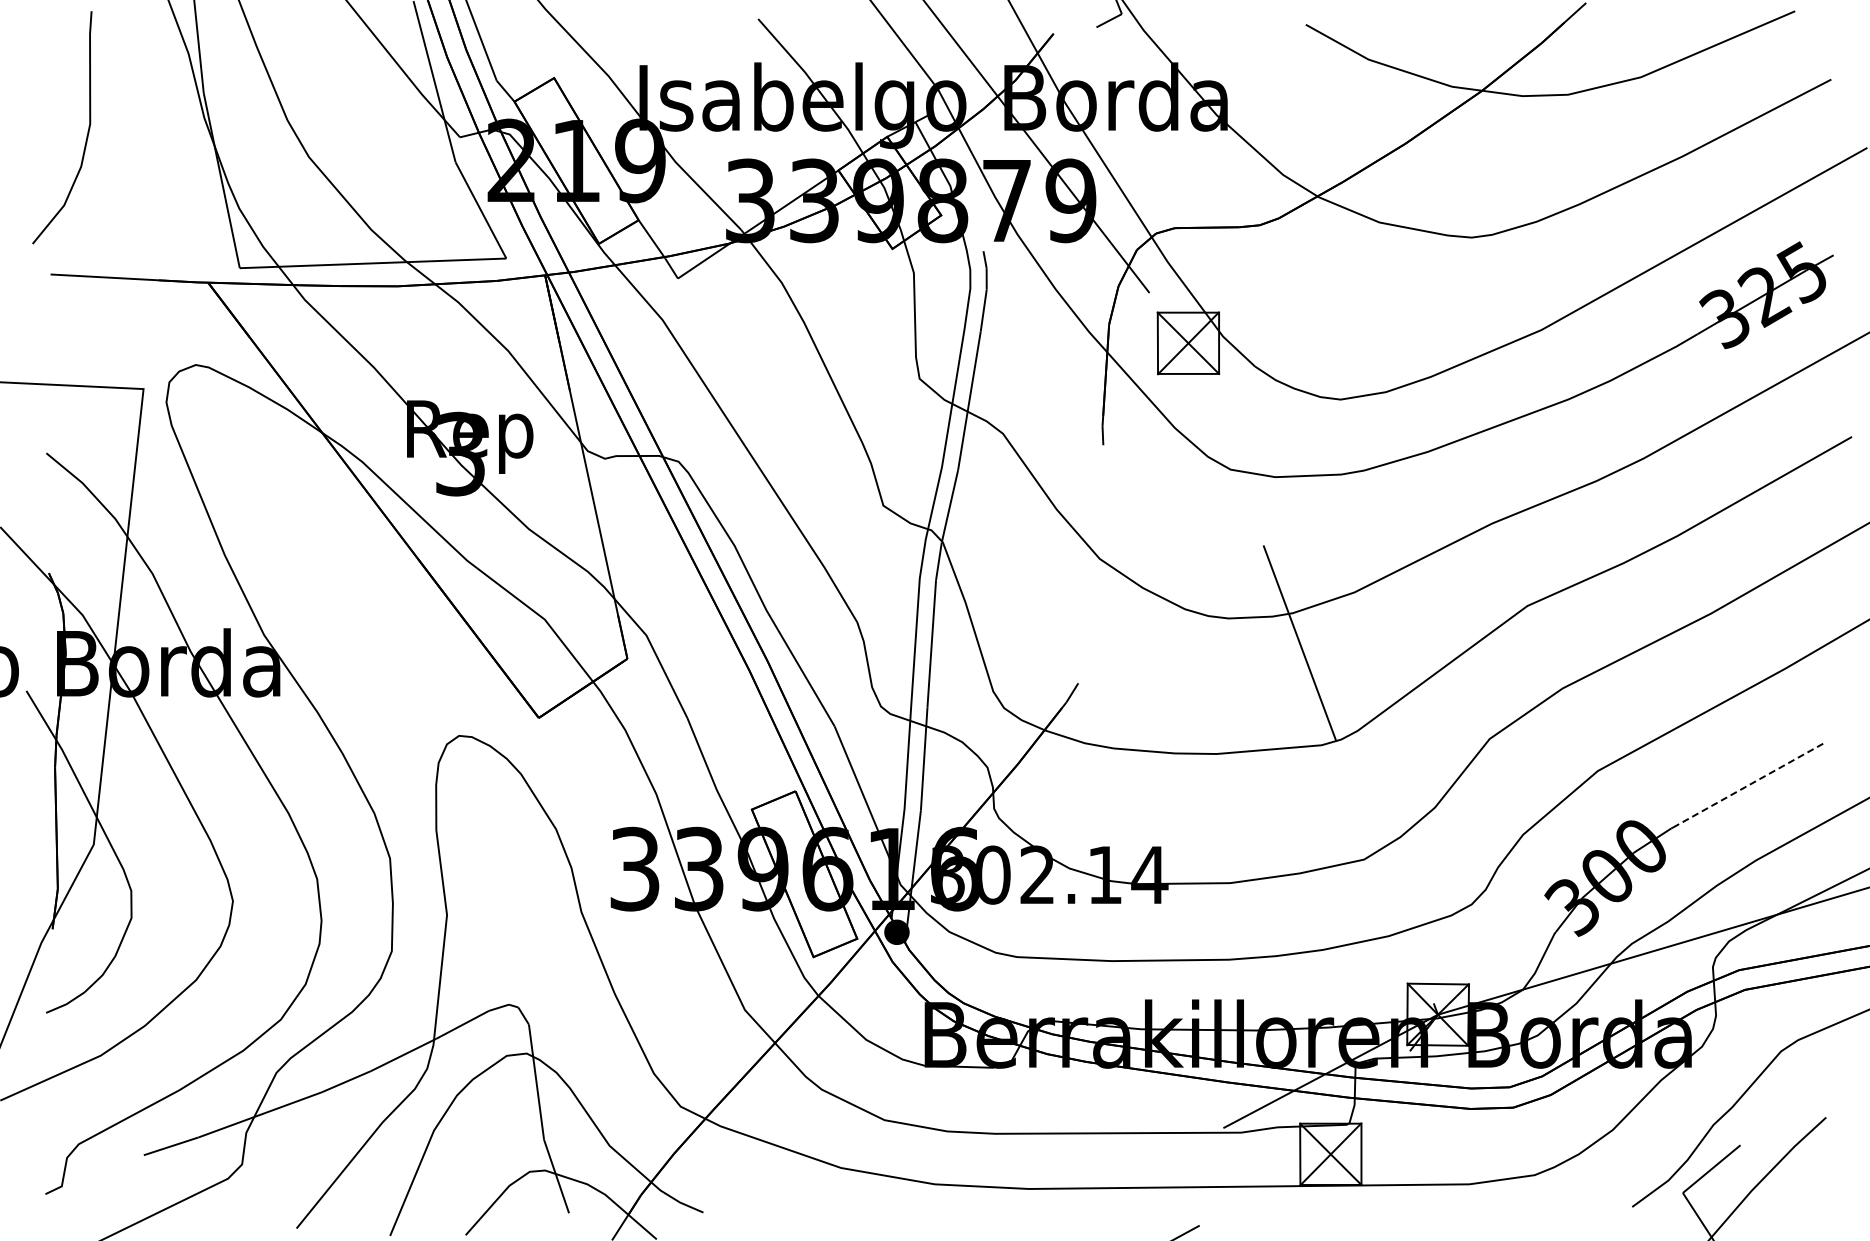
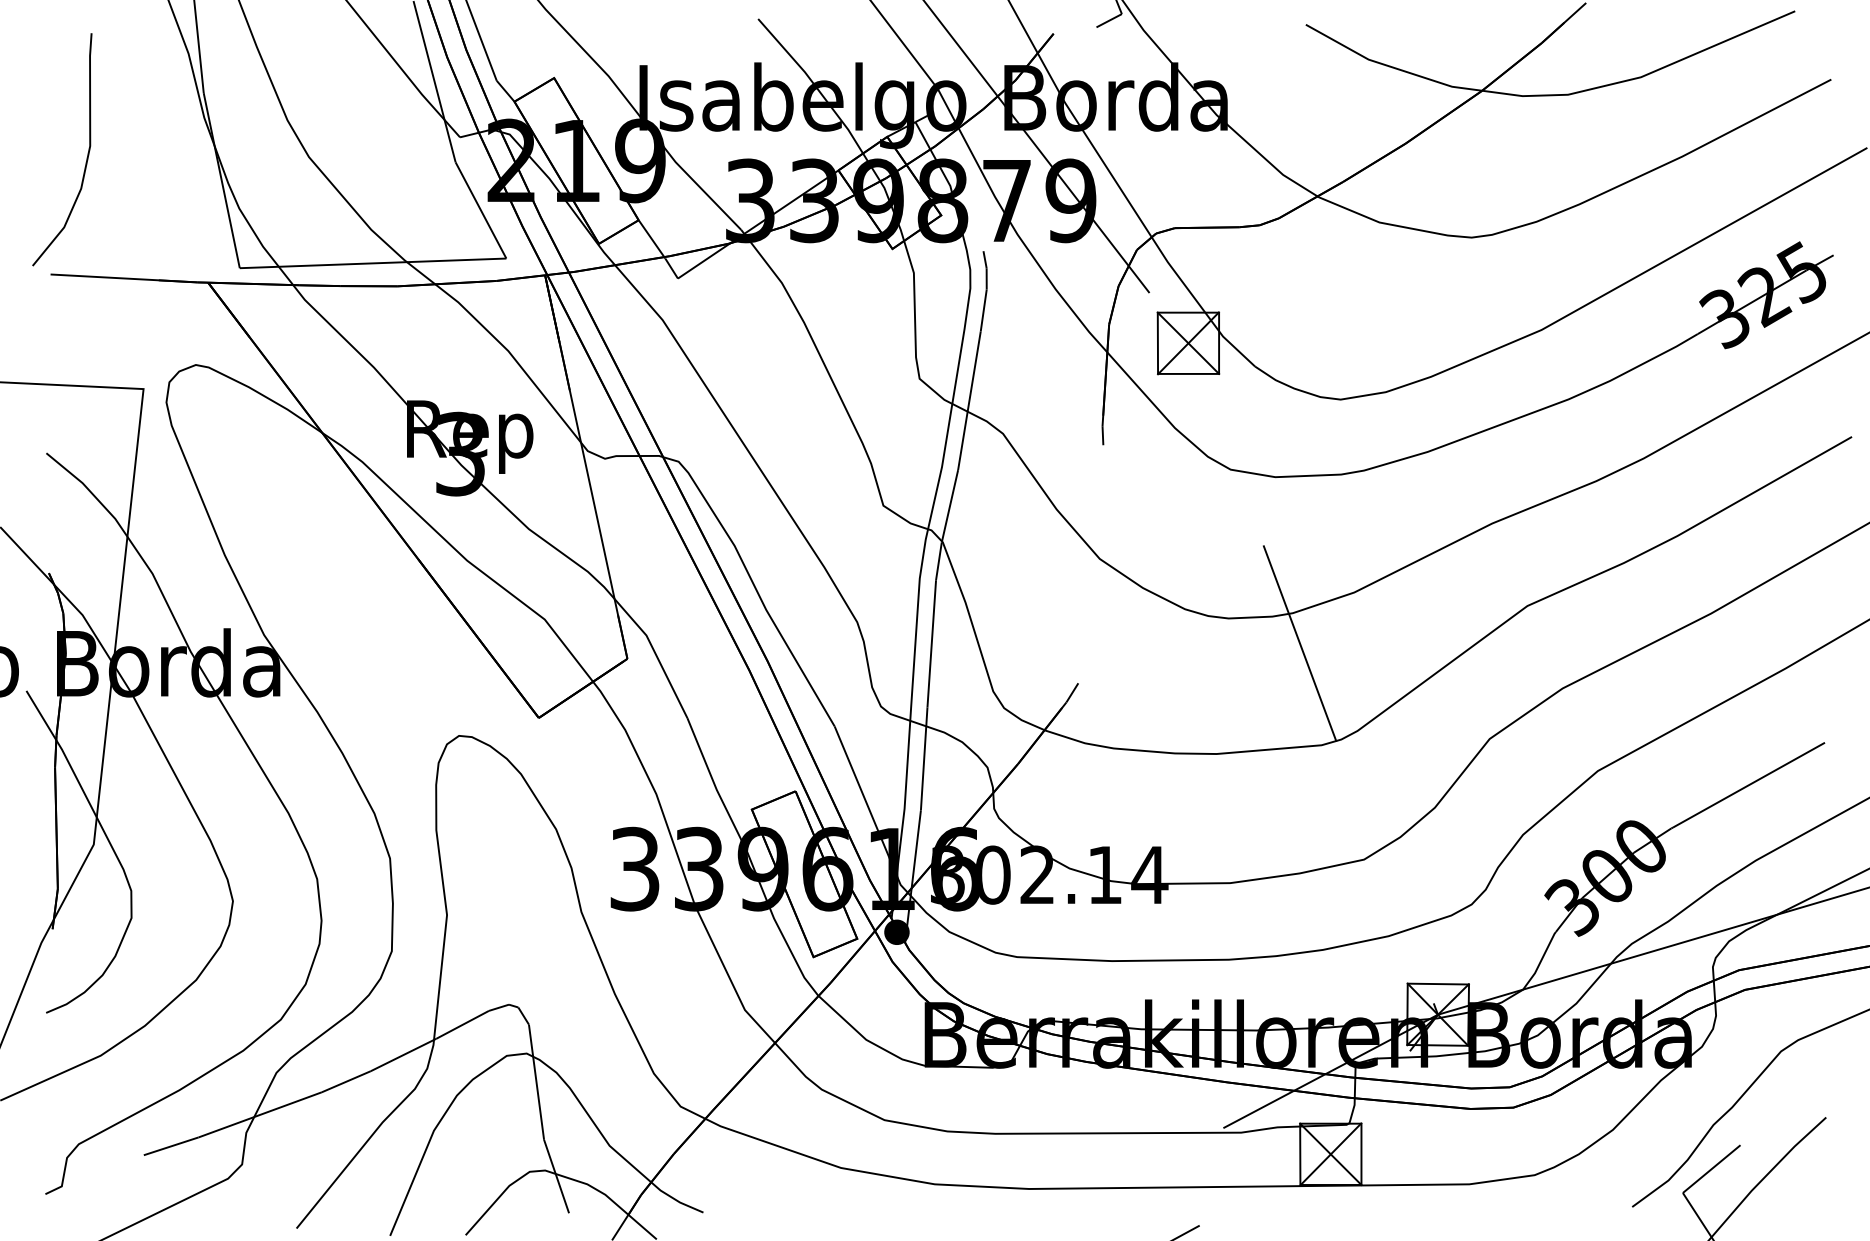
curve position: (86, 135) -> (86, 157) (86, 157)
line: dashed -> solid (1749, 784)
